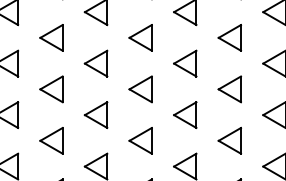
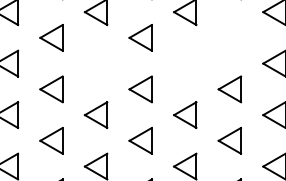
part: present -> none (229, 37)
part: present -> none (95, 63)
part: present -> none (185, 63)
